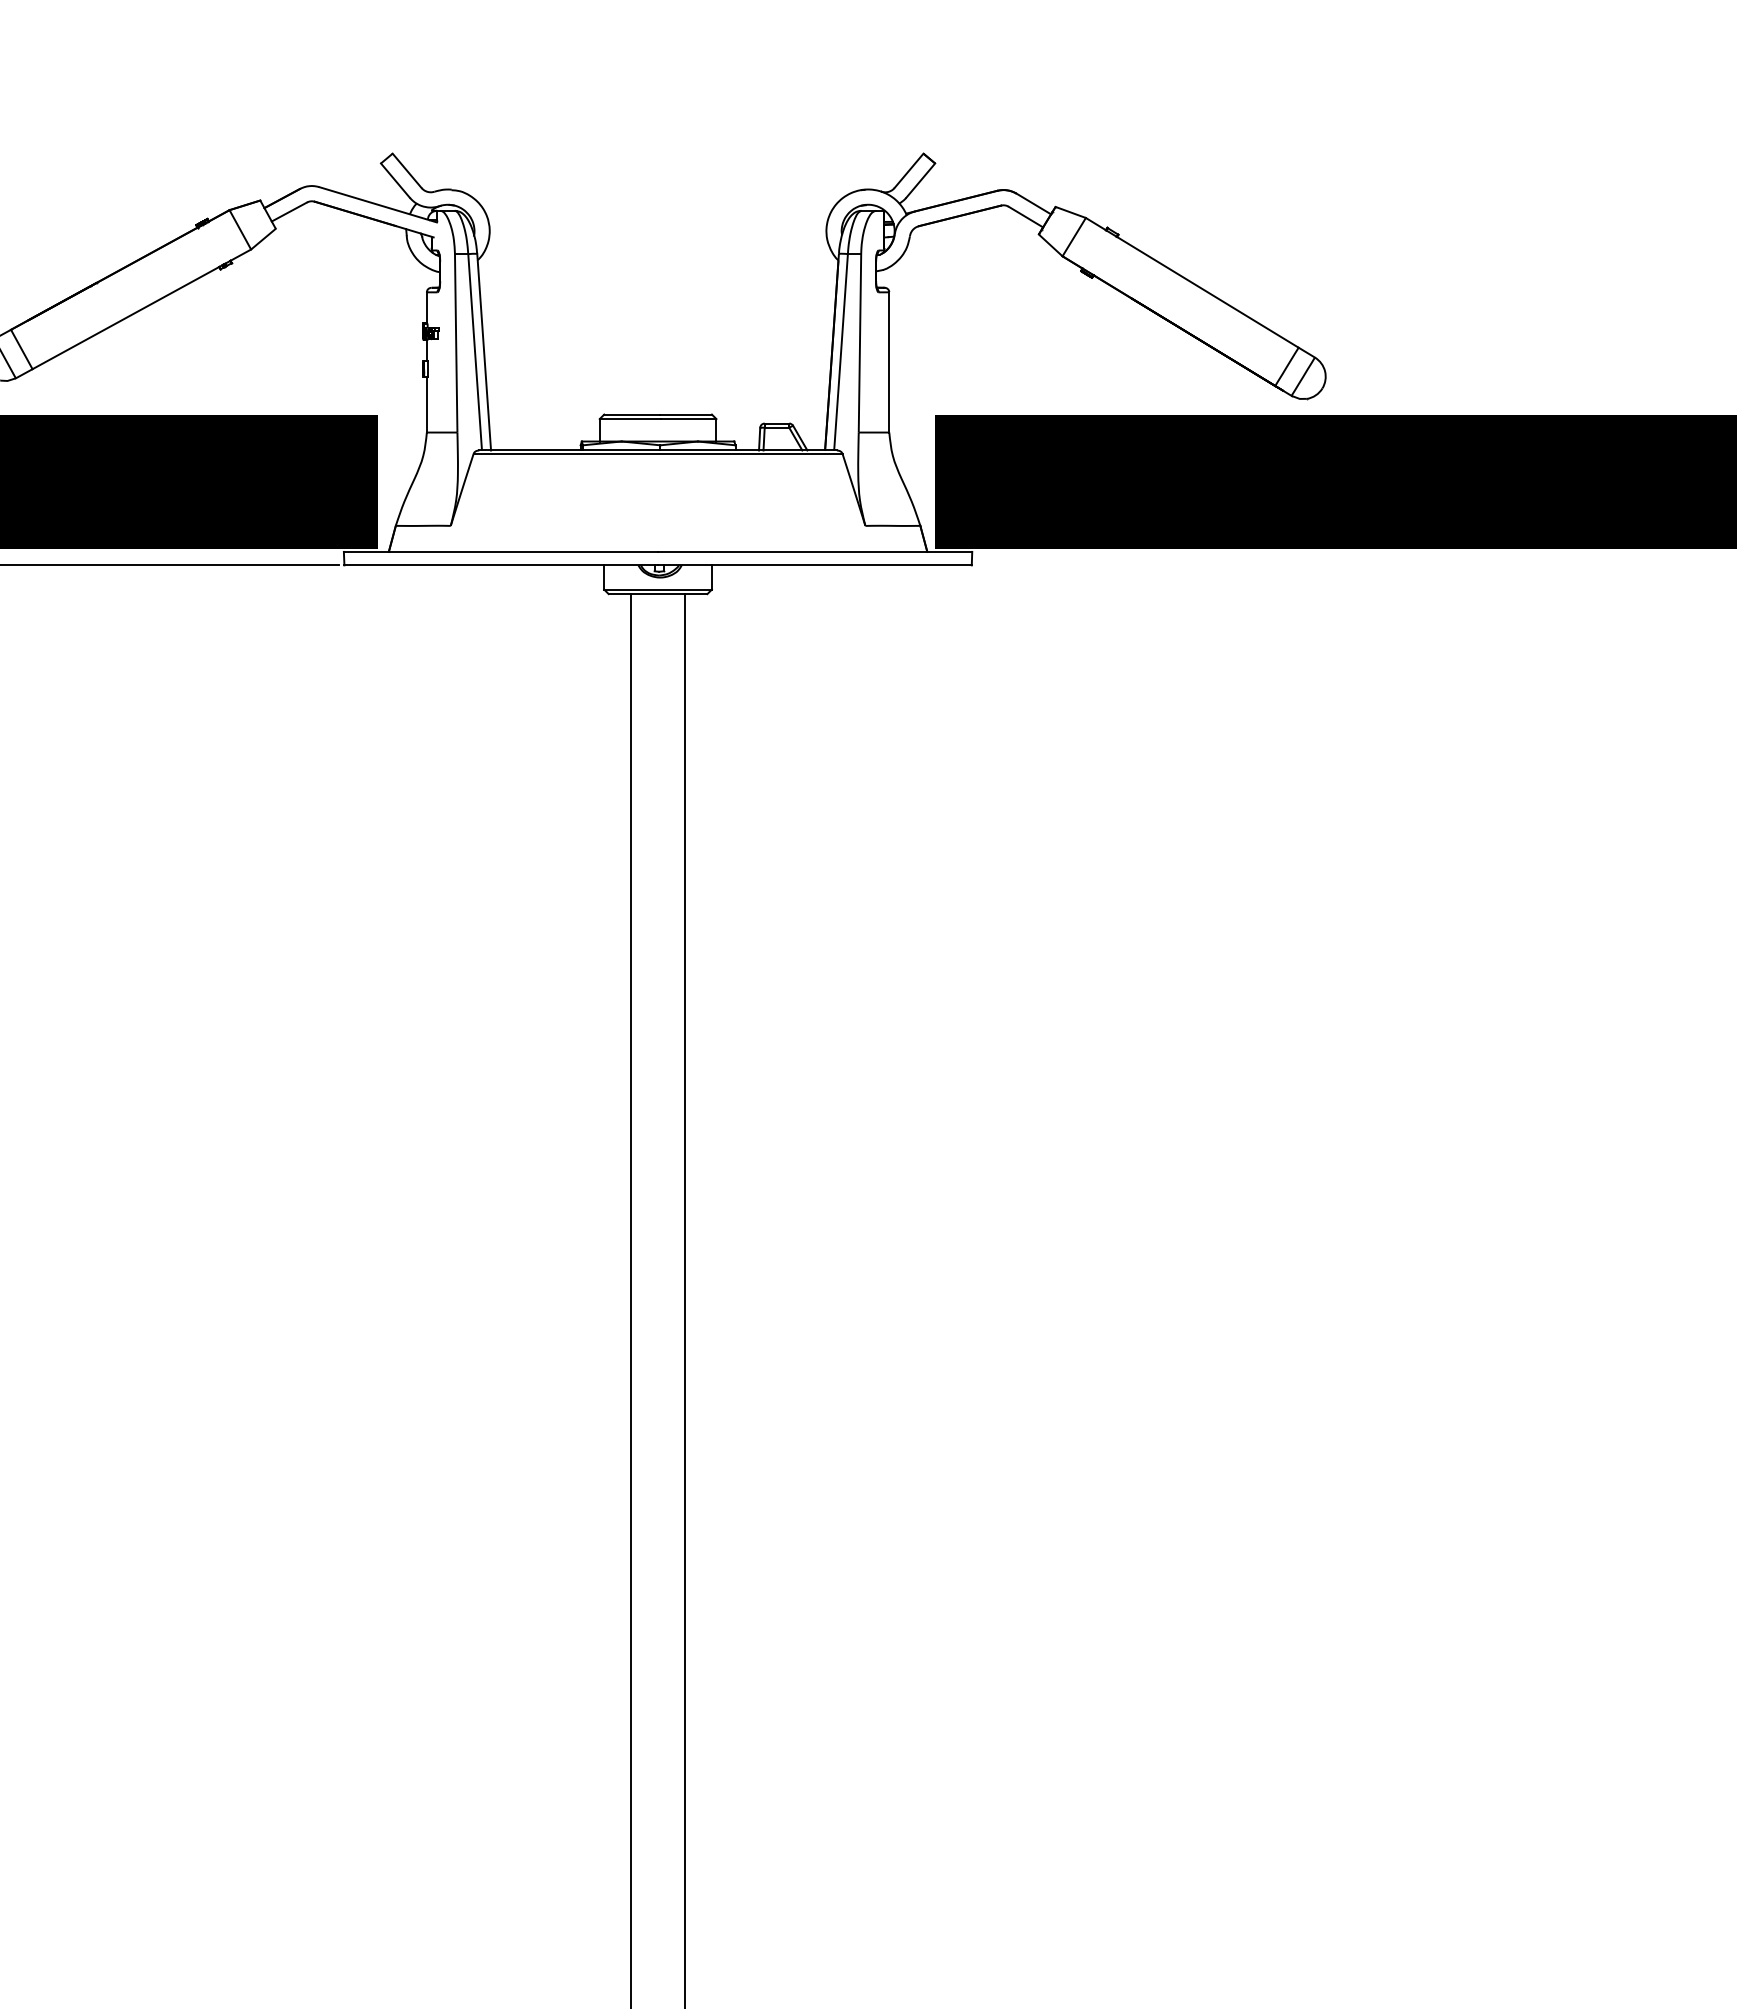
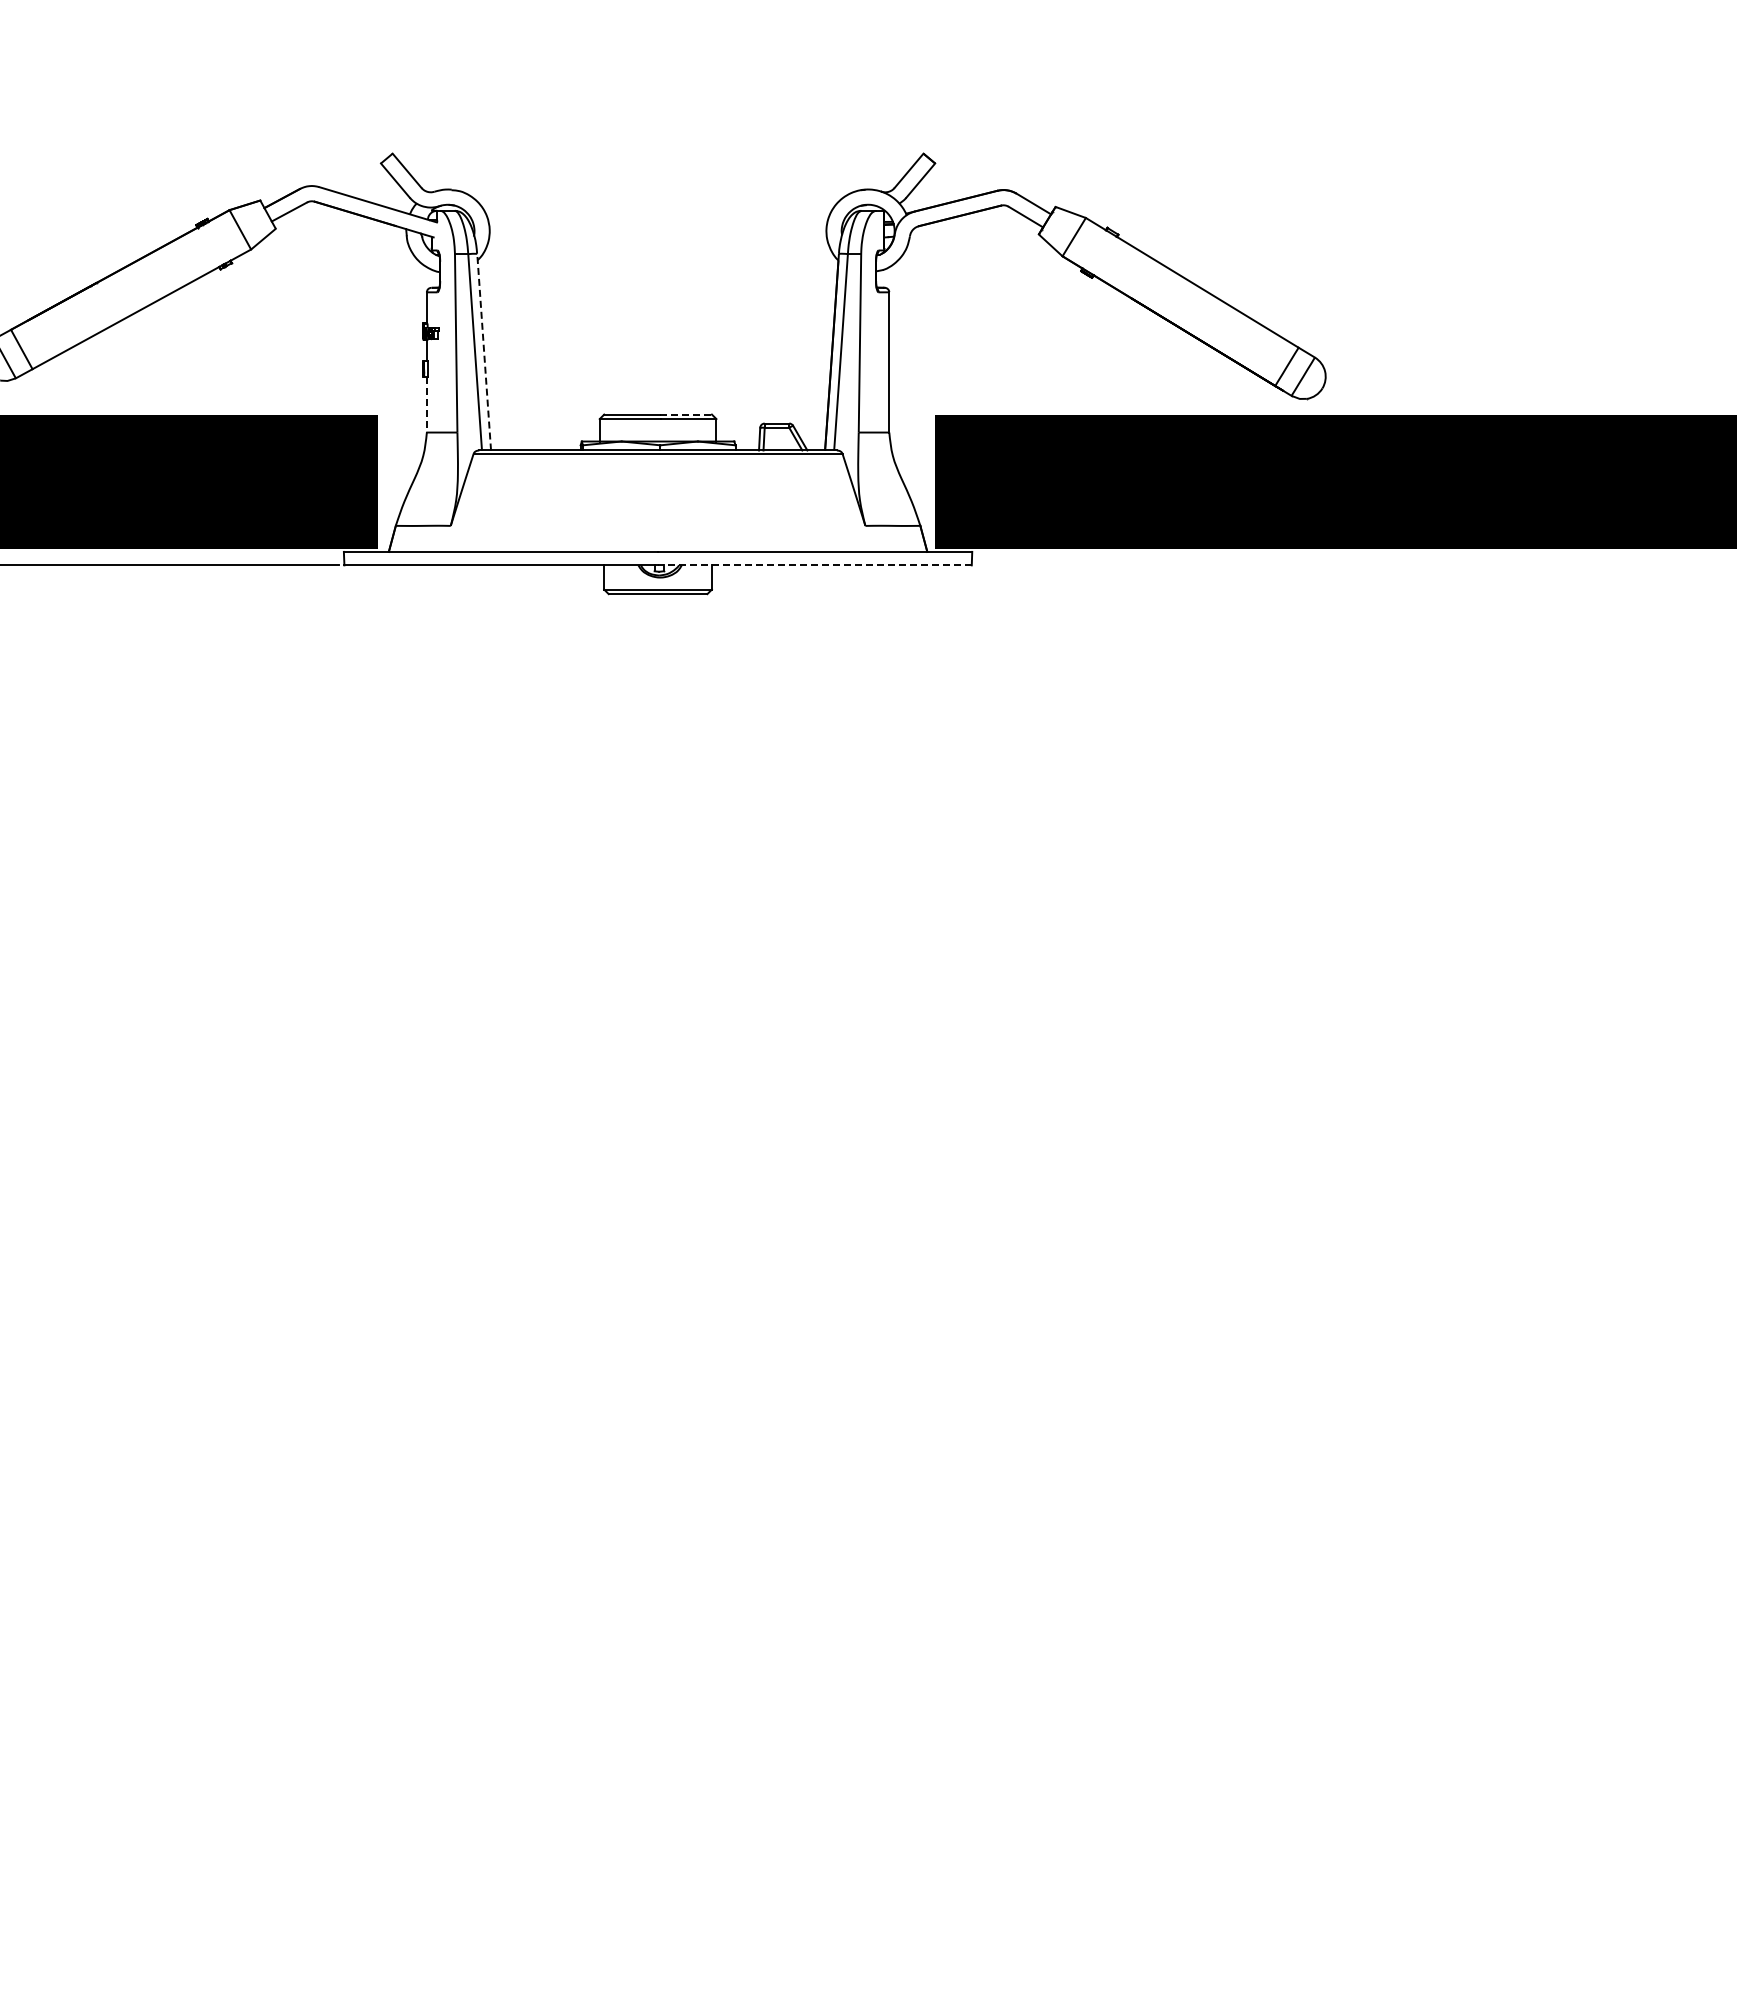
line: solid -> dashed (484, 352)
line: solid -> dashed (426, 404)
line: solid -> dashed (686, 414)
line: solid -> dashed (814, 565)
line: present -> none (631, 1299)
line: present -> none (684, 1299)
